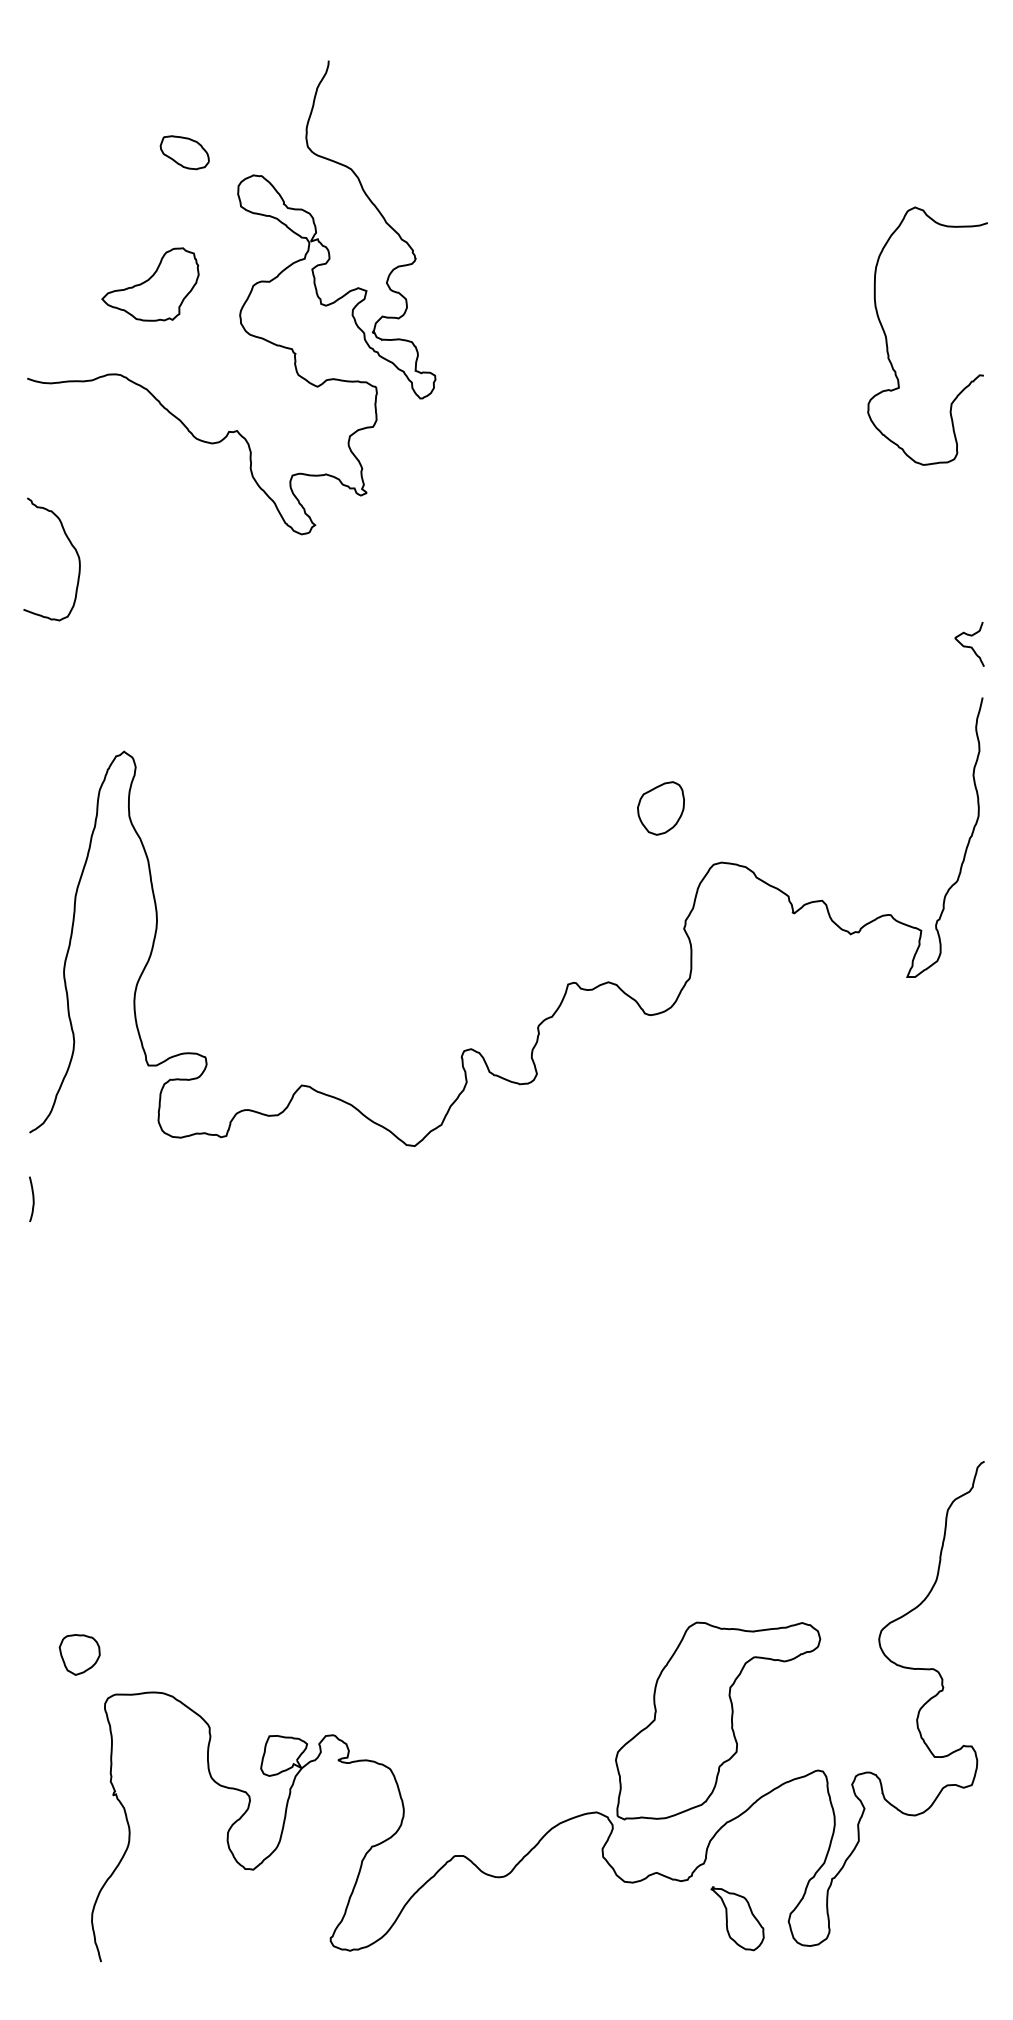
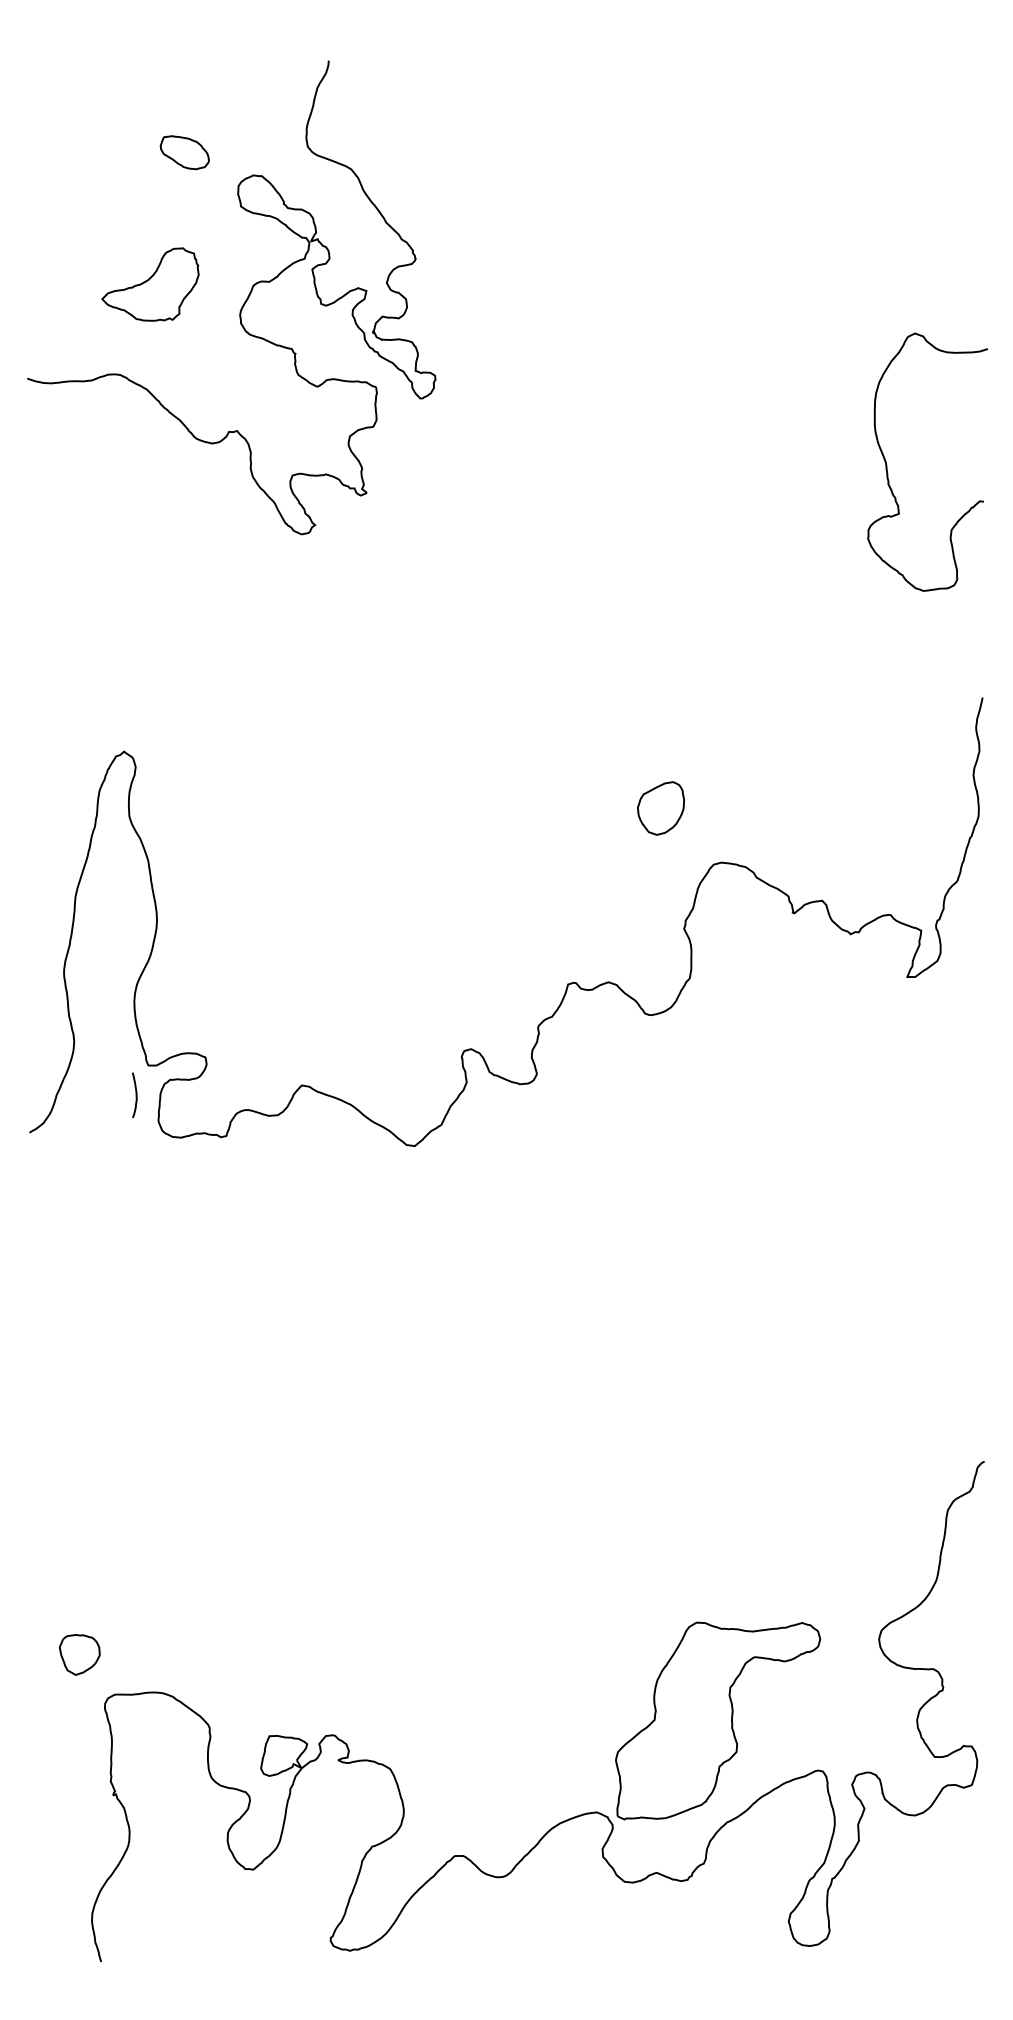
curve position: (887, 338) -> (887, 464) (887, 464)
curve: present -> none (72, 547)
curve: present -> none (969, 646)
curve position: (32, 1199) -> (135, 1095) (135, 1095)
part: present -> none (737, 1918)
